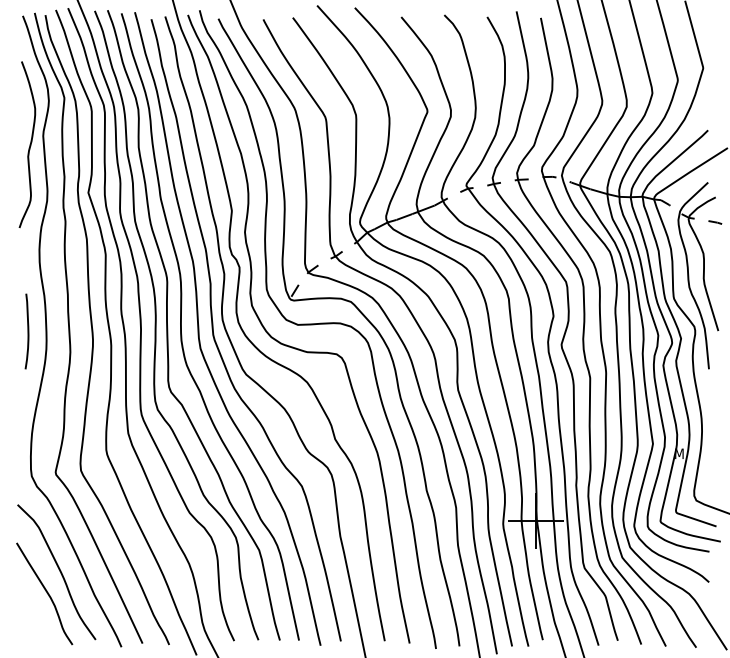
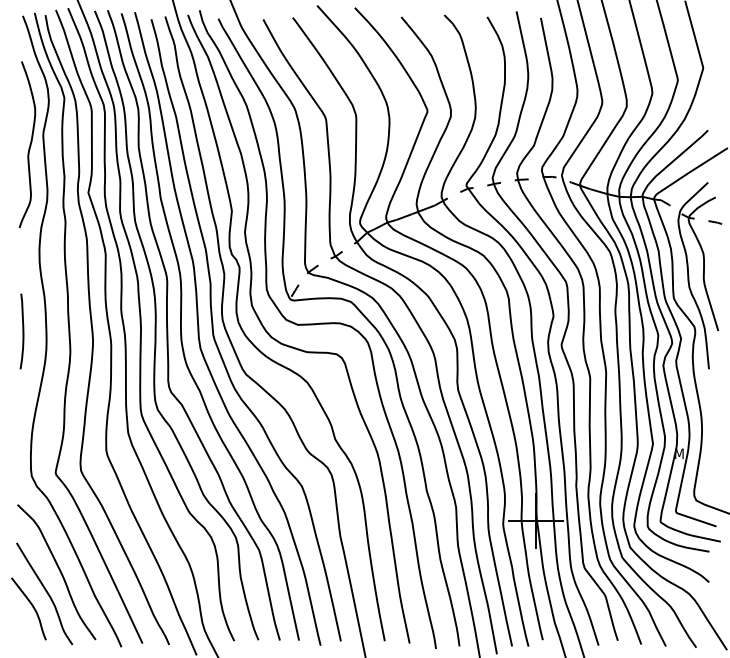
curve position: (27, 331) -> (22, 331) (22, 331)
curve: none -> present (32, 607)
